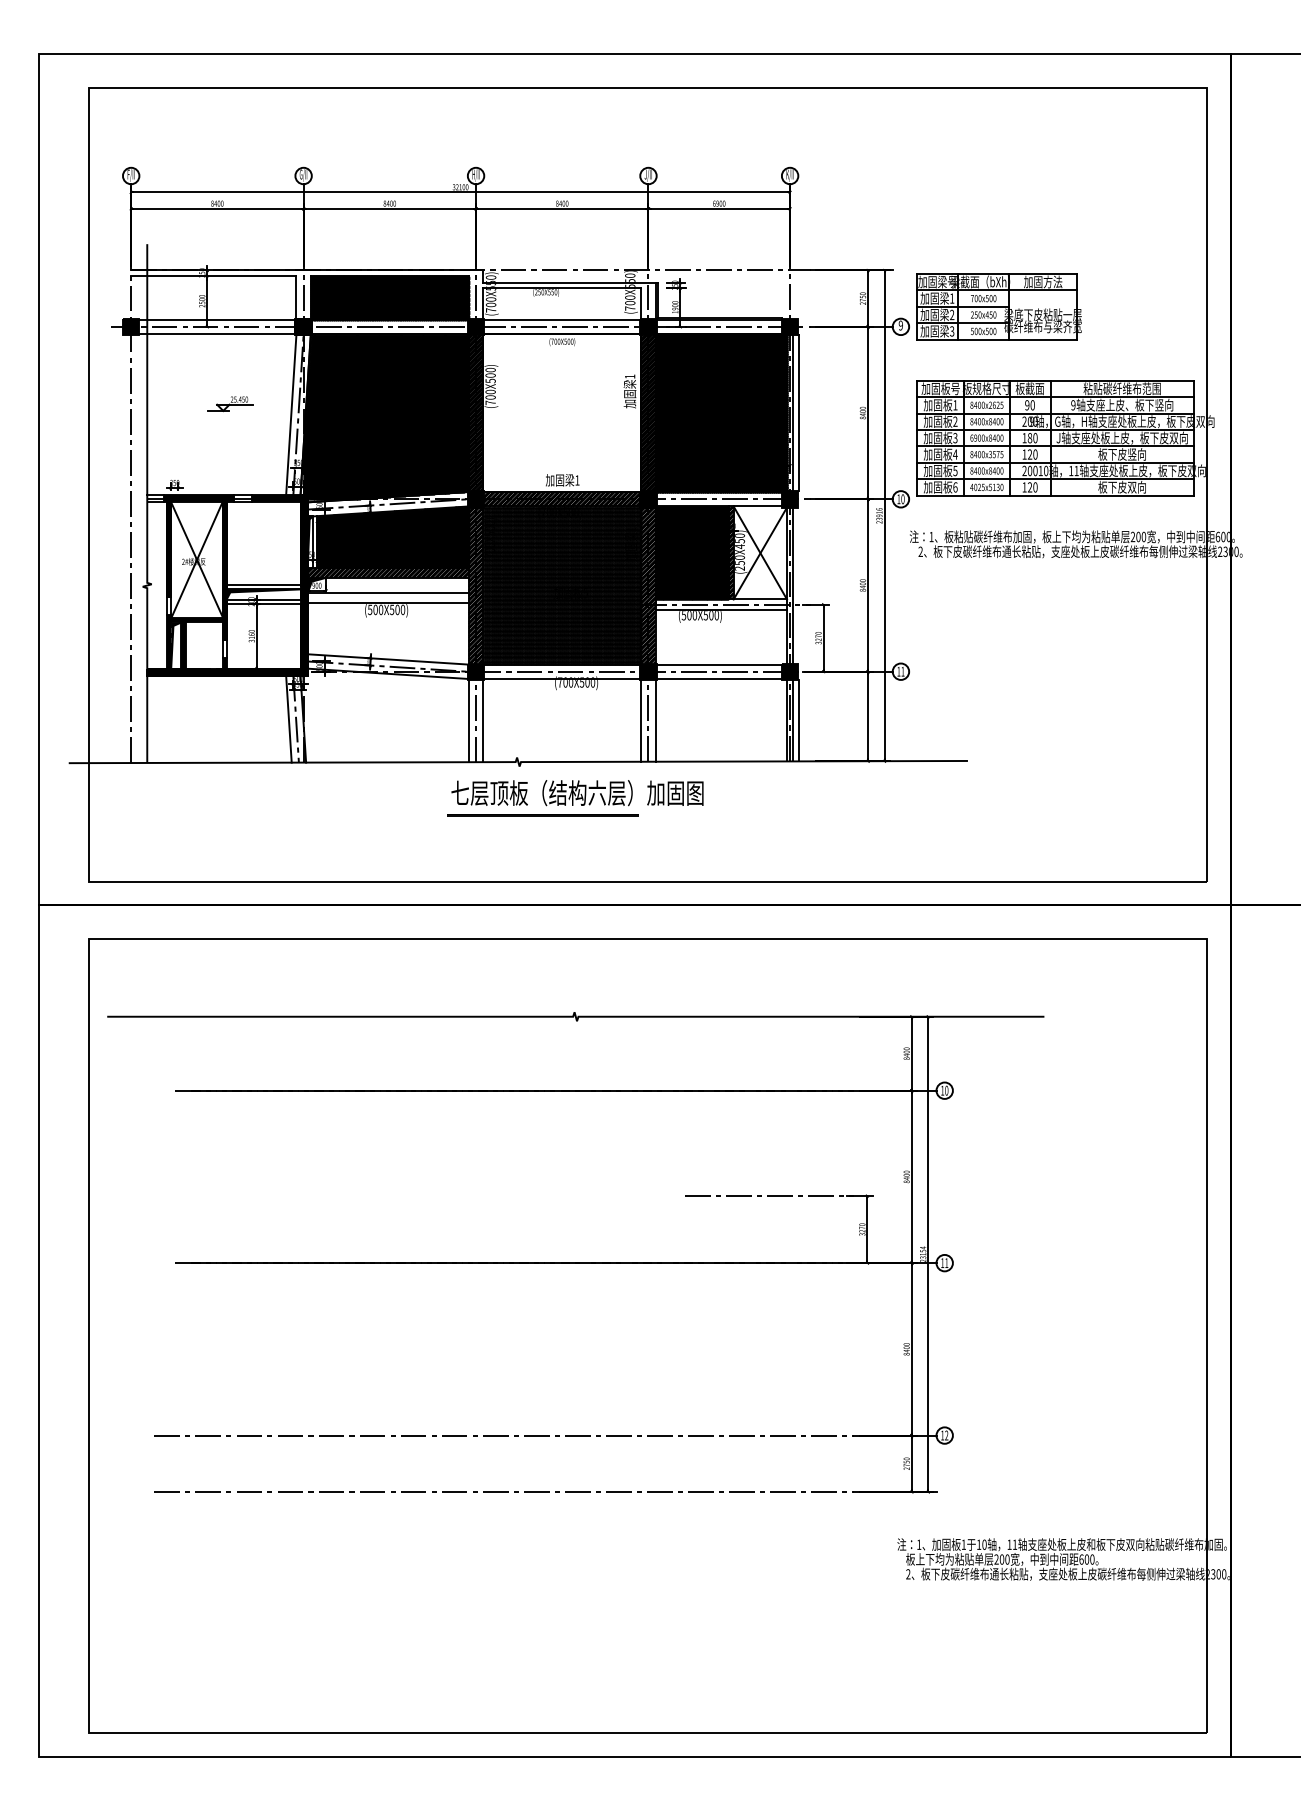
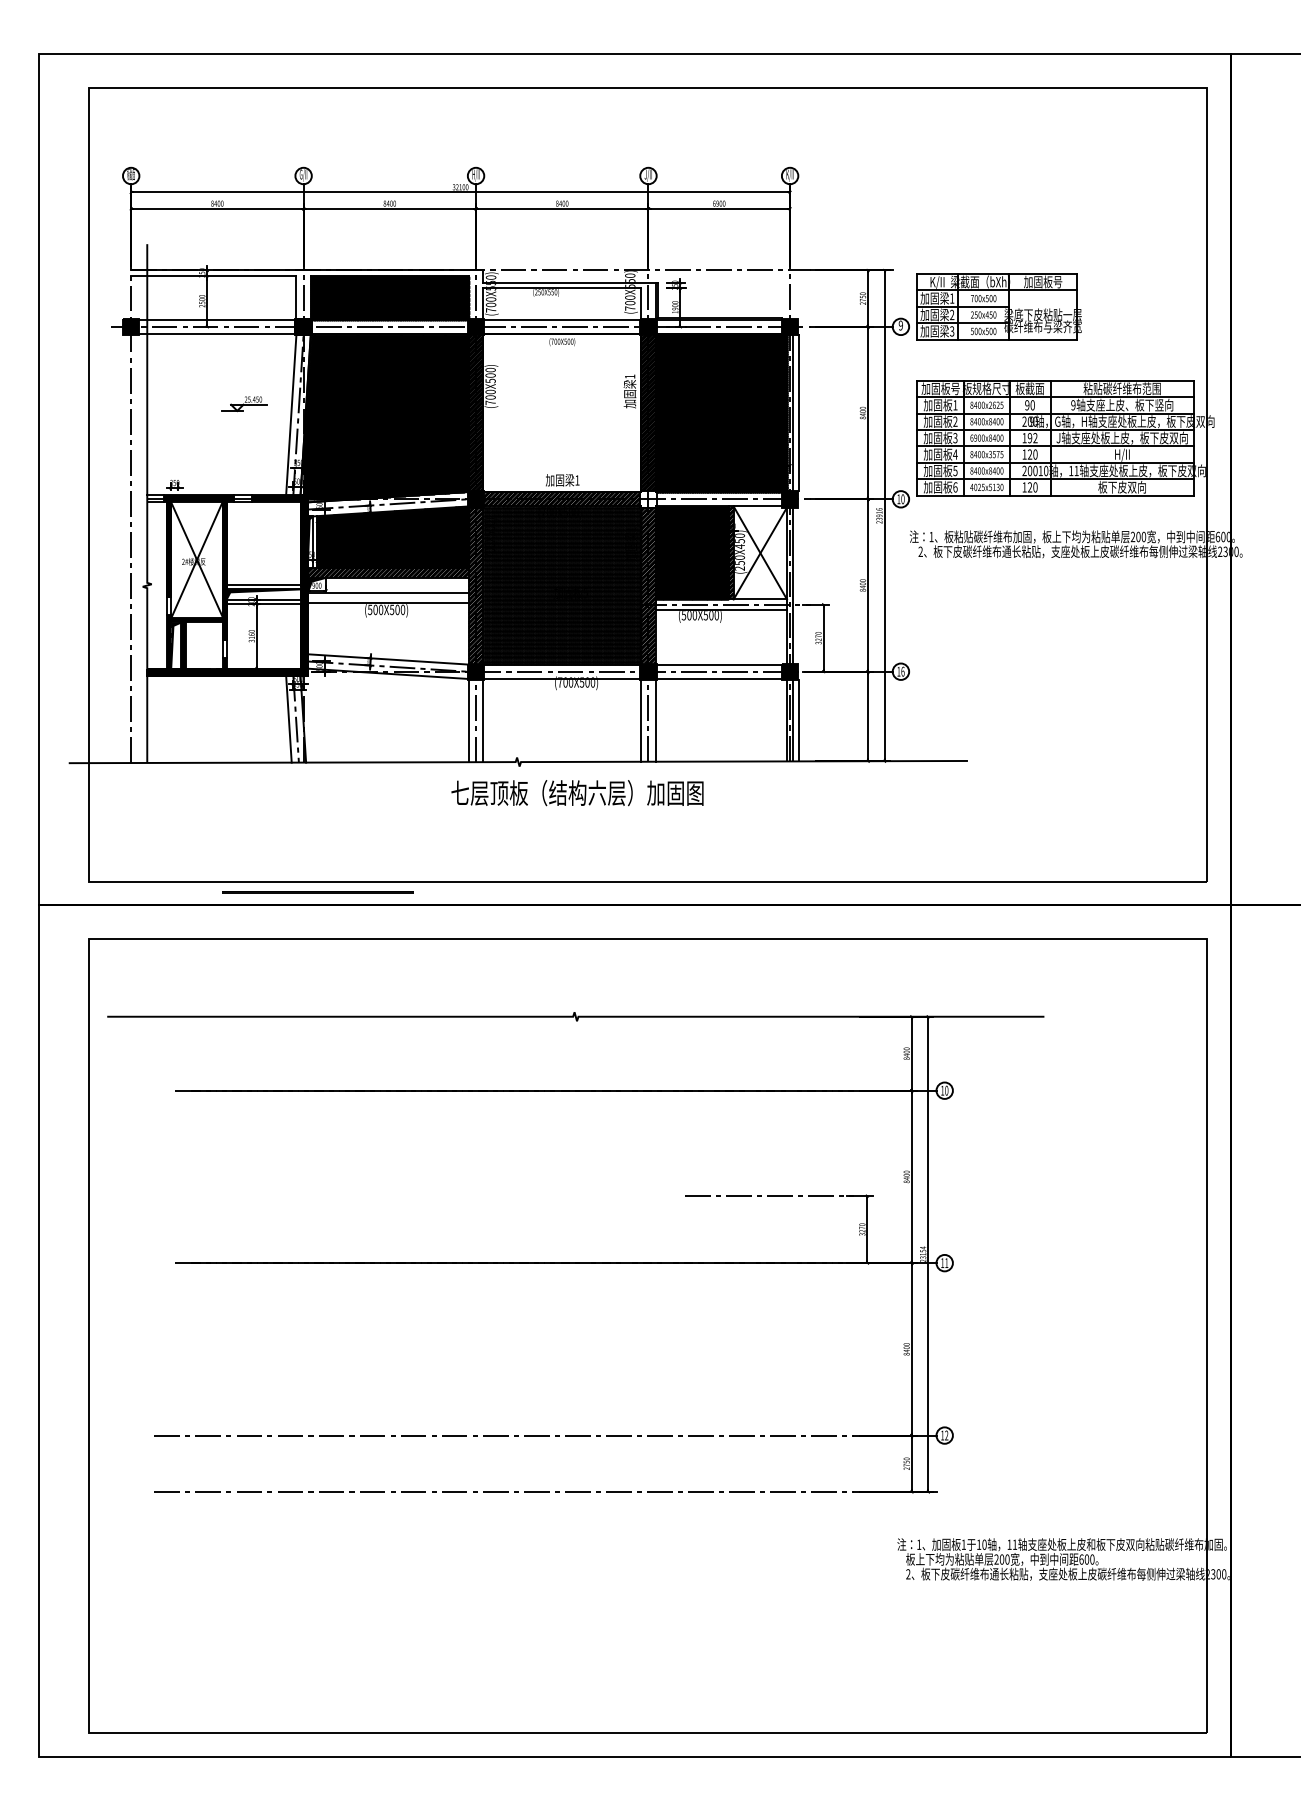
text: F/II -> 板截面 (130, 175)
text: 加固梁号 -> K/II (937, 281)
text: 加固方法 -> 加固板号 (1052, 281)
part position: (230, 404) -> (244, 404) (244, 404)
text: 180 -> 192 (1032, 438)
text: 板下皮竖向 -> H/II (1121, 454)
fill: present -> none (648, 499)
text: 11 -> 16 (902, 671)
line position: (542, 815) -> (317, 892) (317, 892)
